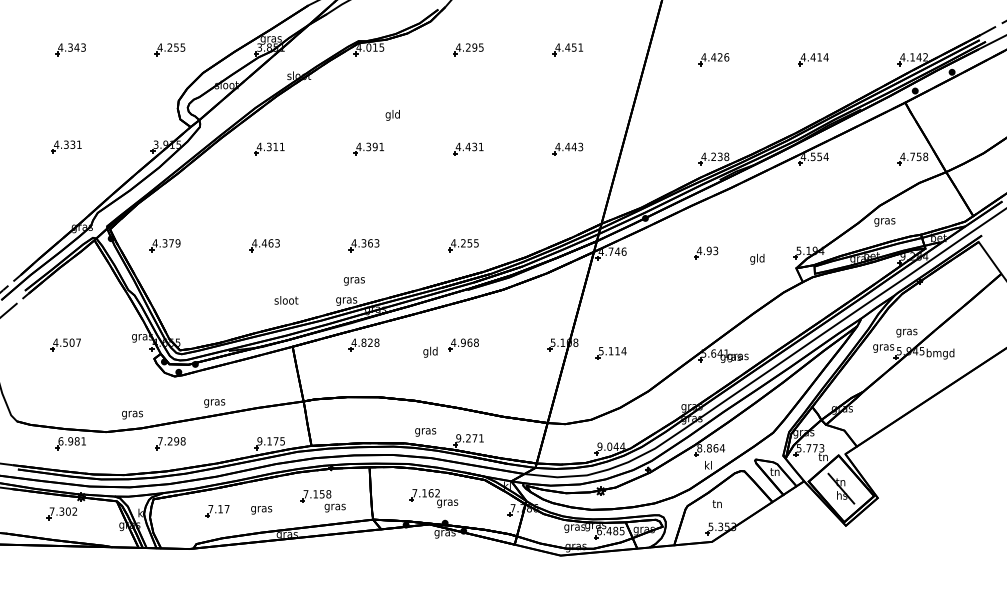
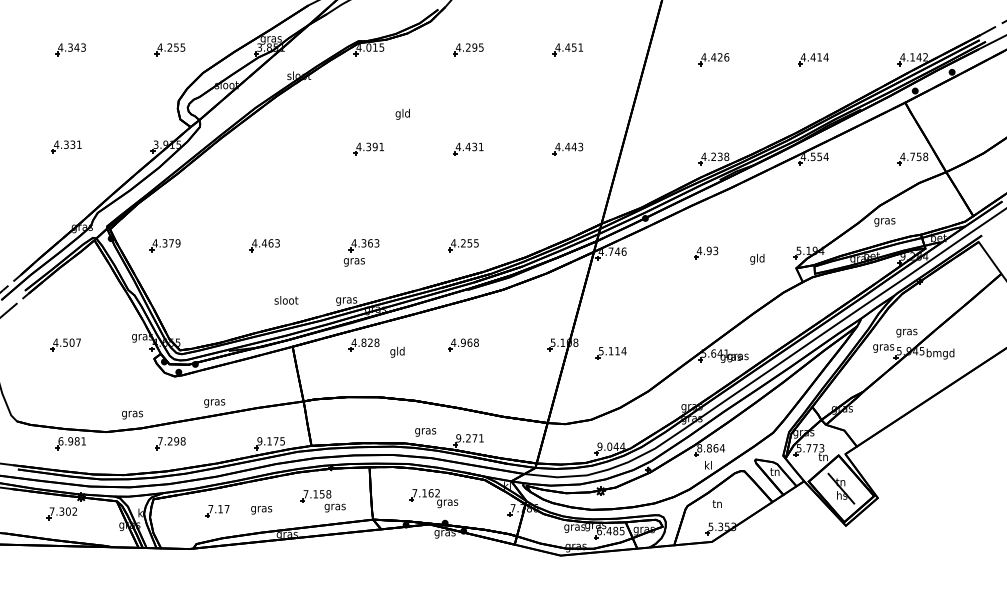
text position: (392, 115) -> (402, 114) (402, 114)
part: present -> none (269, 148)
text position: (353, 281) -> (353, 262) (353, 262)
text position: (430, 351) -> (397, 351) (397, 351)
